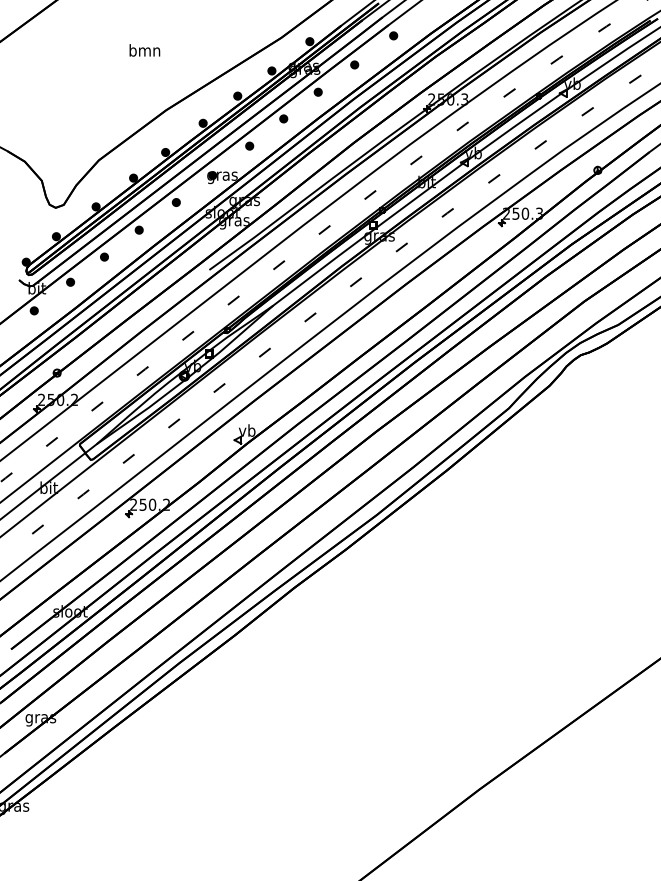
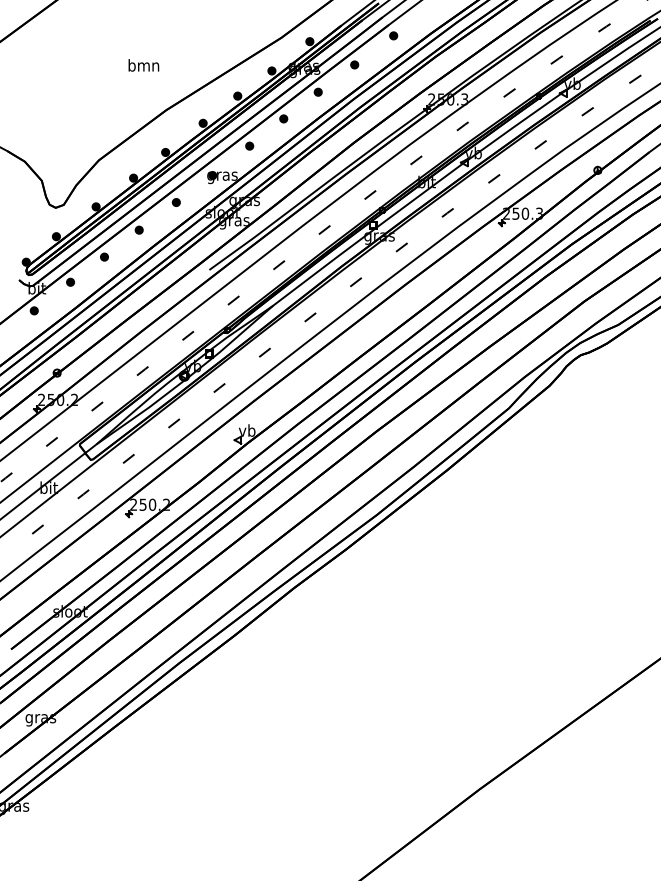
text position: (144, 50) -> (143, 65) (143, 65)
